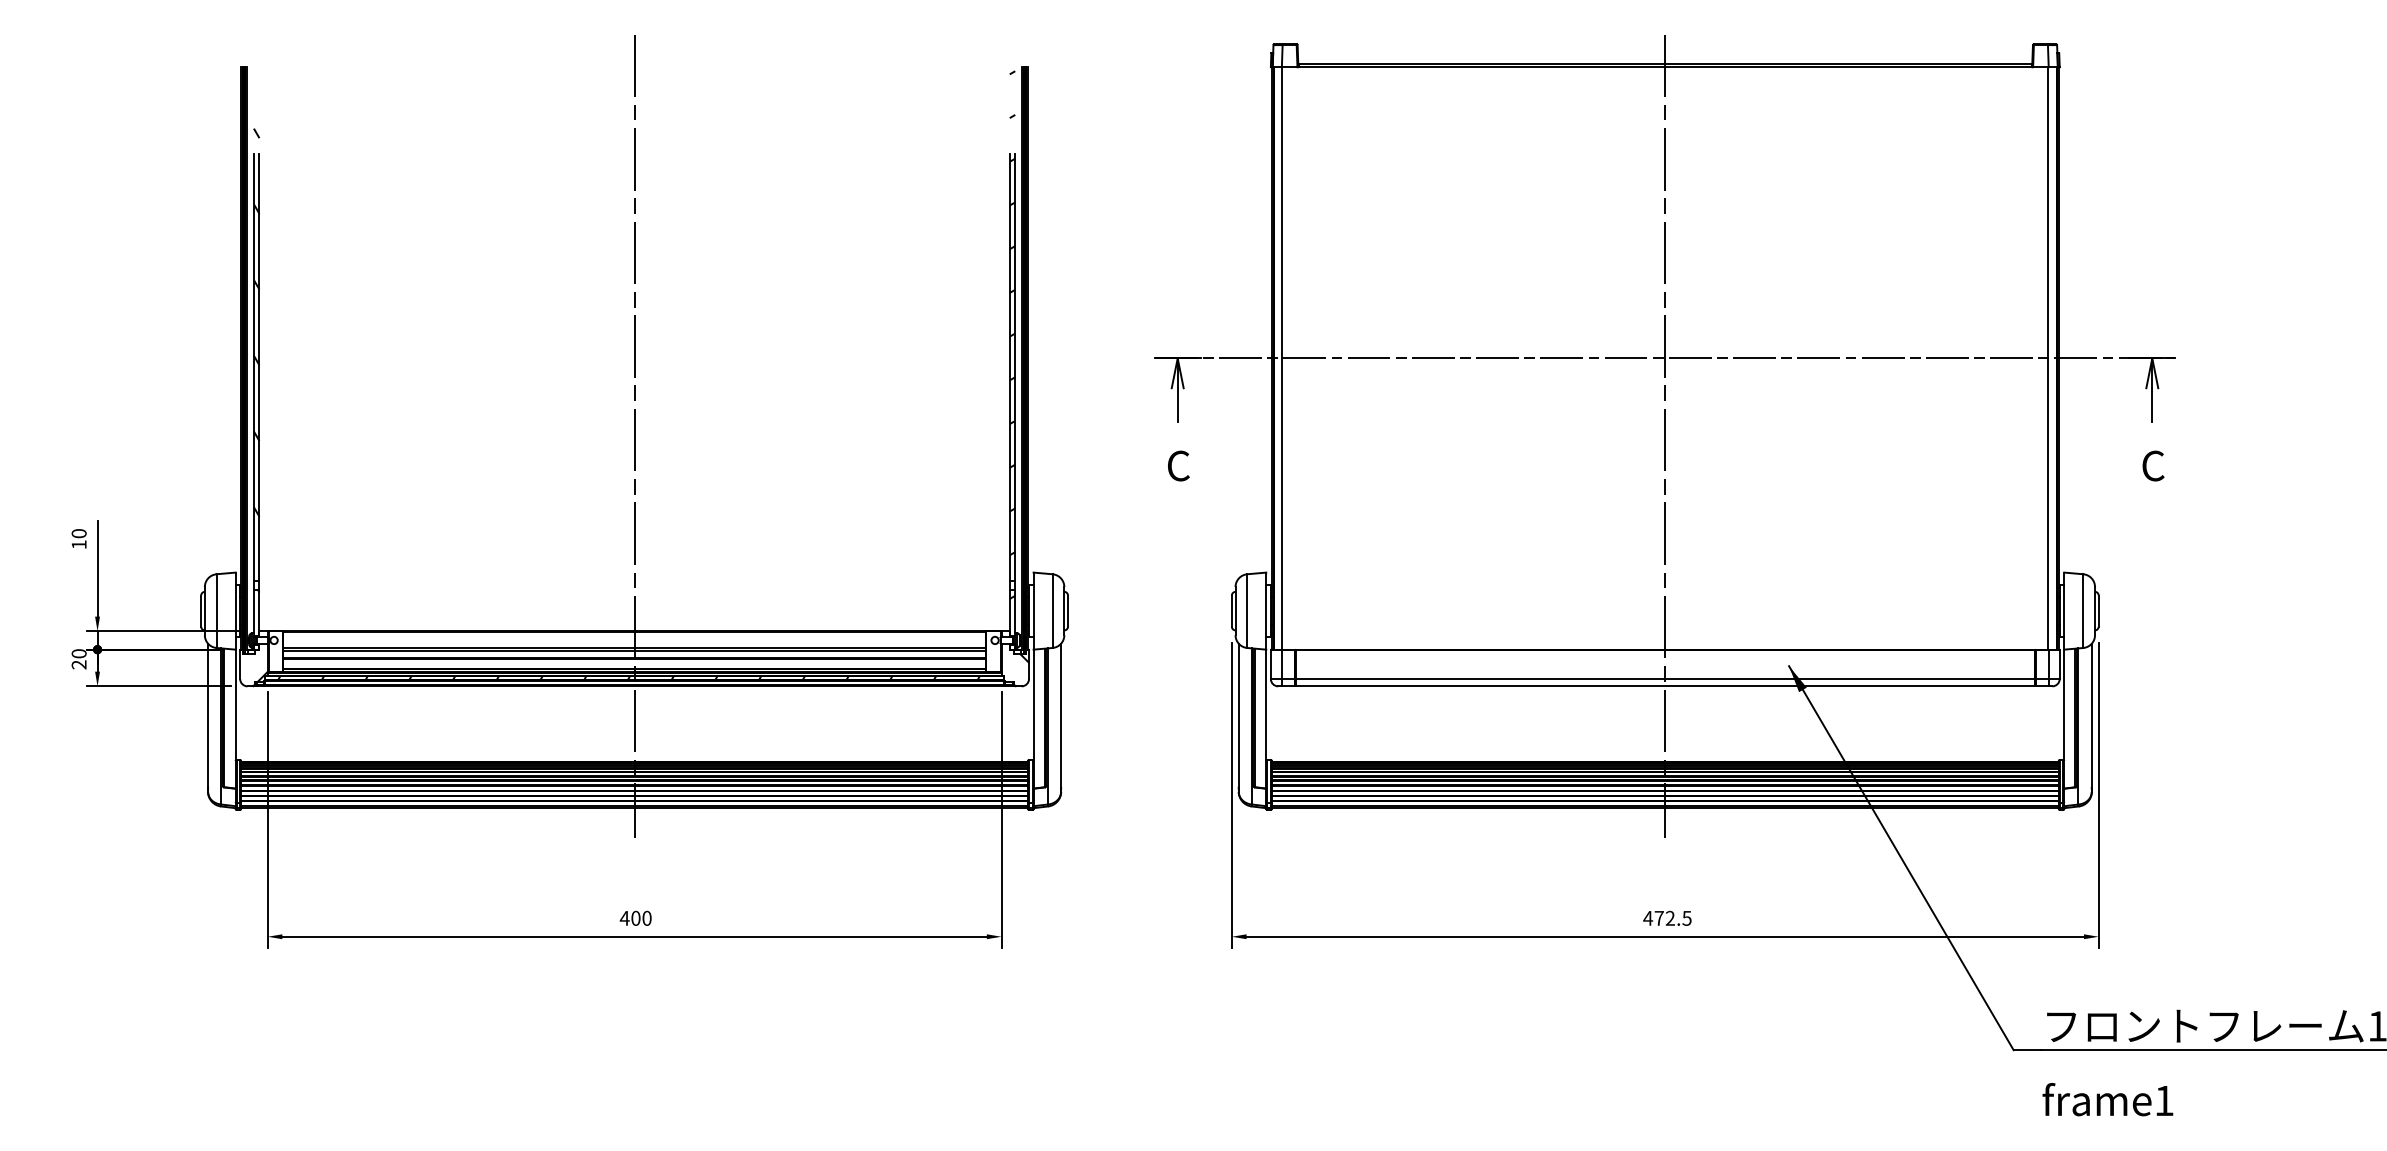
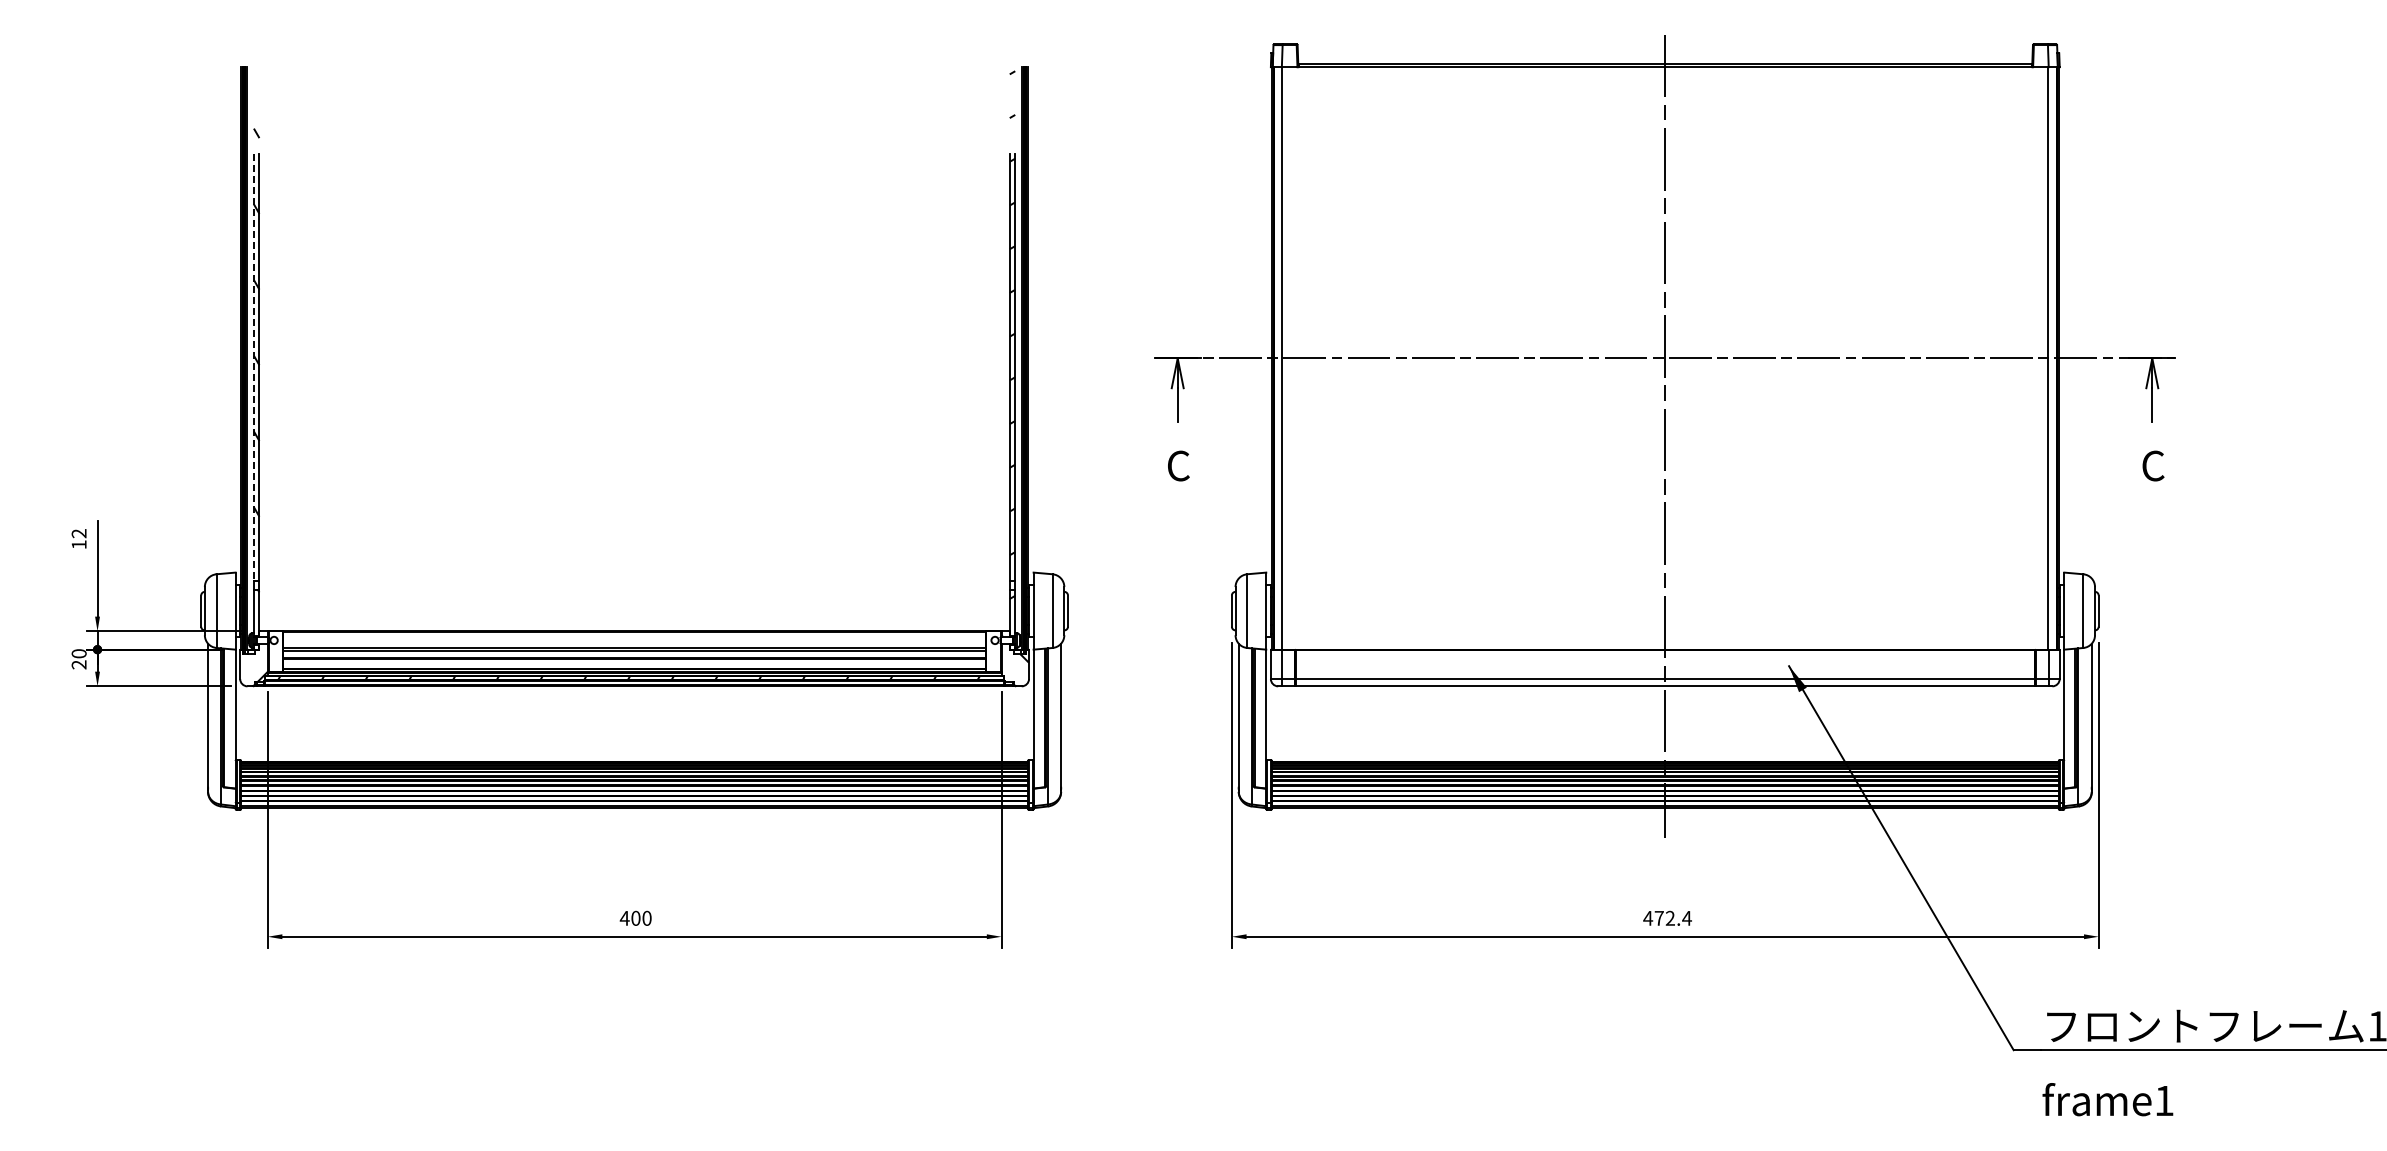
line: solid -> dashed (253, 367)
line: present -> none (634, 435)
text: 10 -> 12 (78, 533)
text: 472.5 -> 472.4 (1686, 918)
